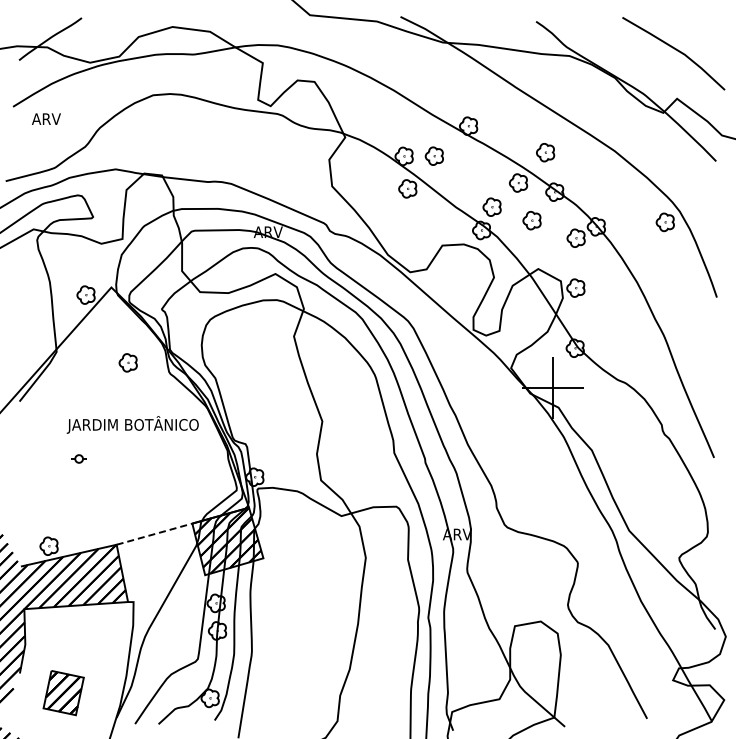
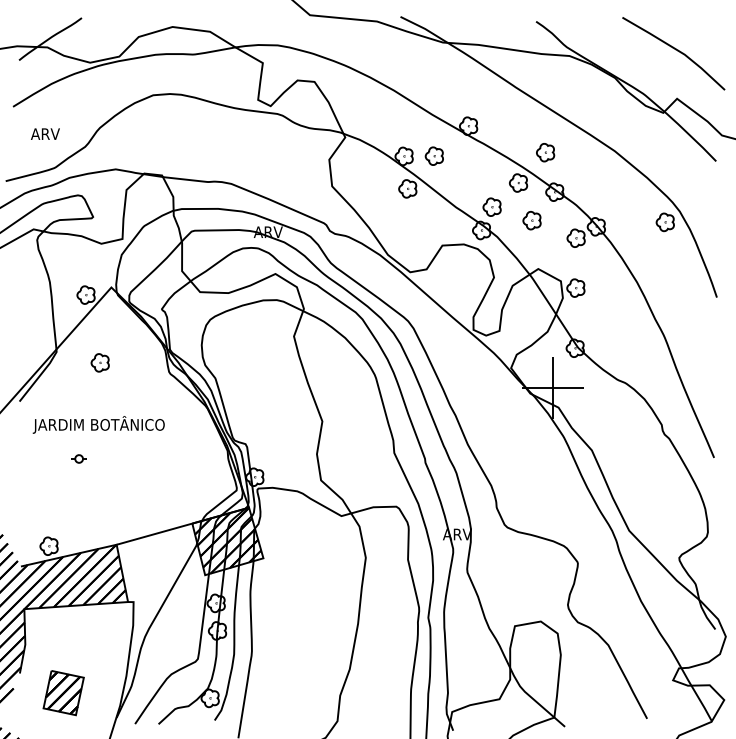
text position: (46, 118) -> (45, 133) (45, 133)
part position: (127, 362) -> (99, 362) (99, 362)
text position: (132, 424) -> (98, 424) (98, 424)
line: dashed -> solid (154, 534)
